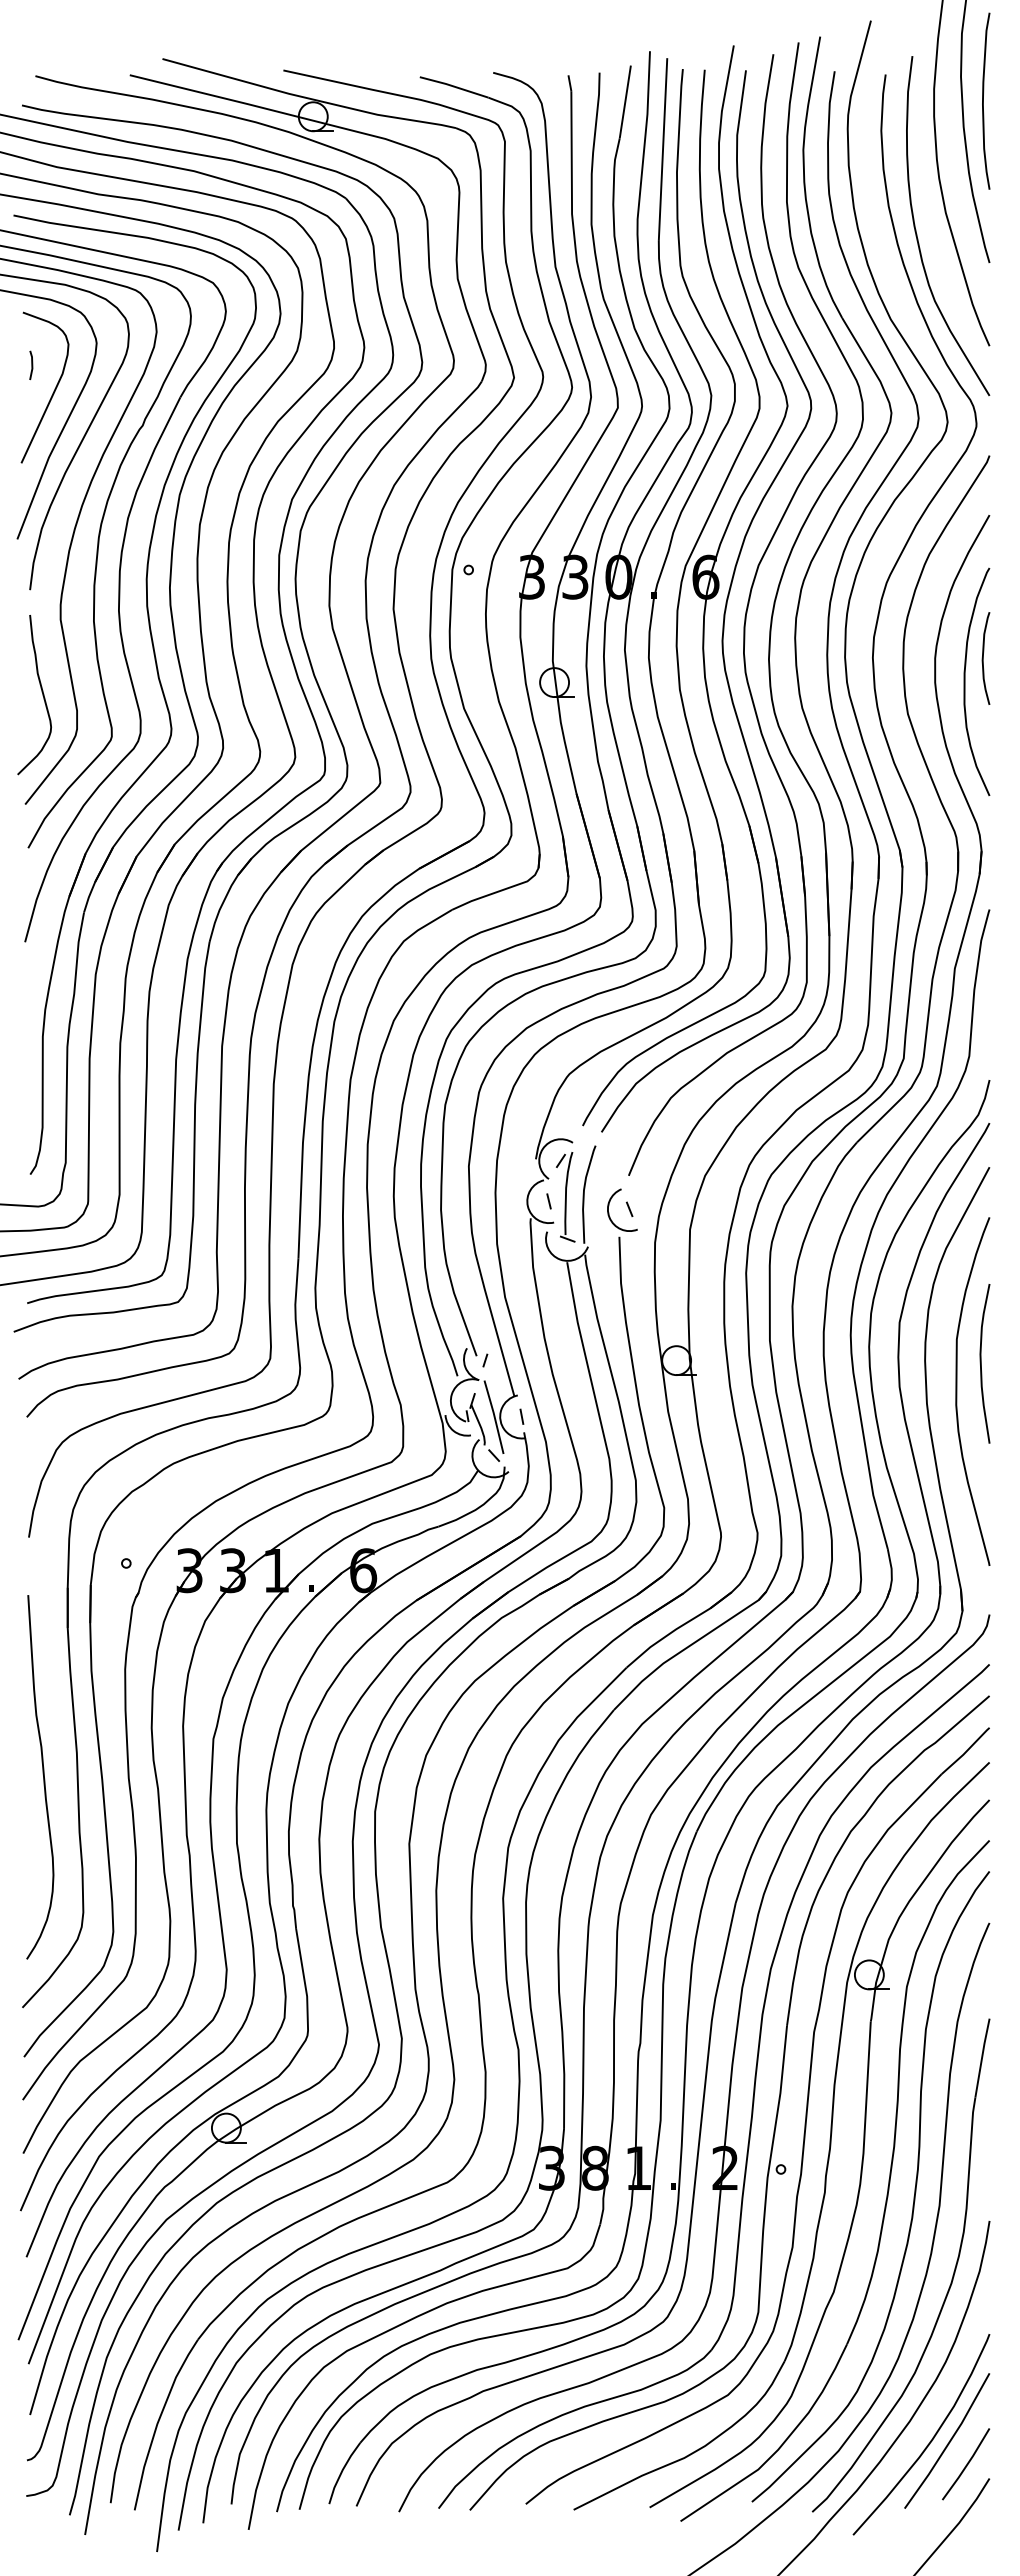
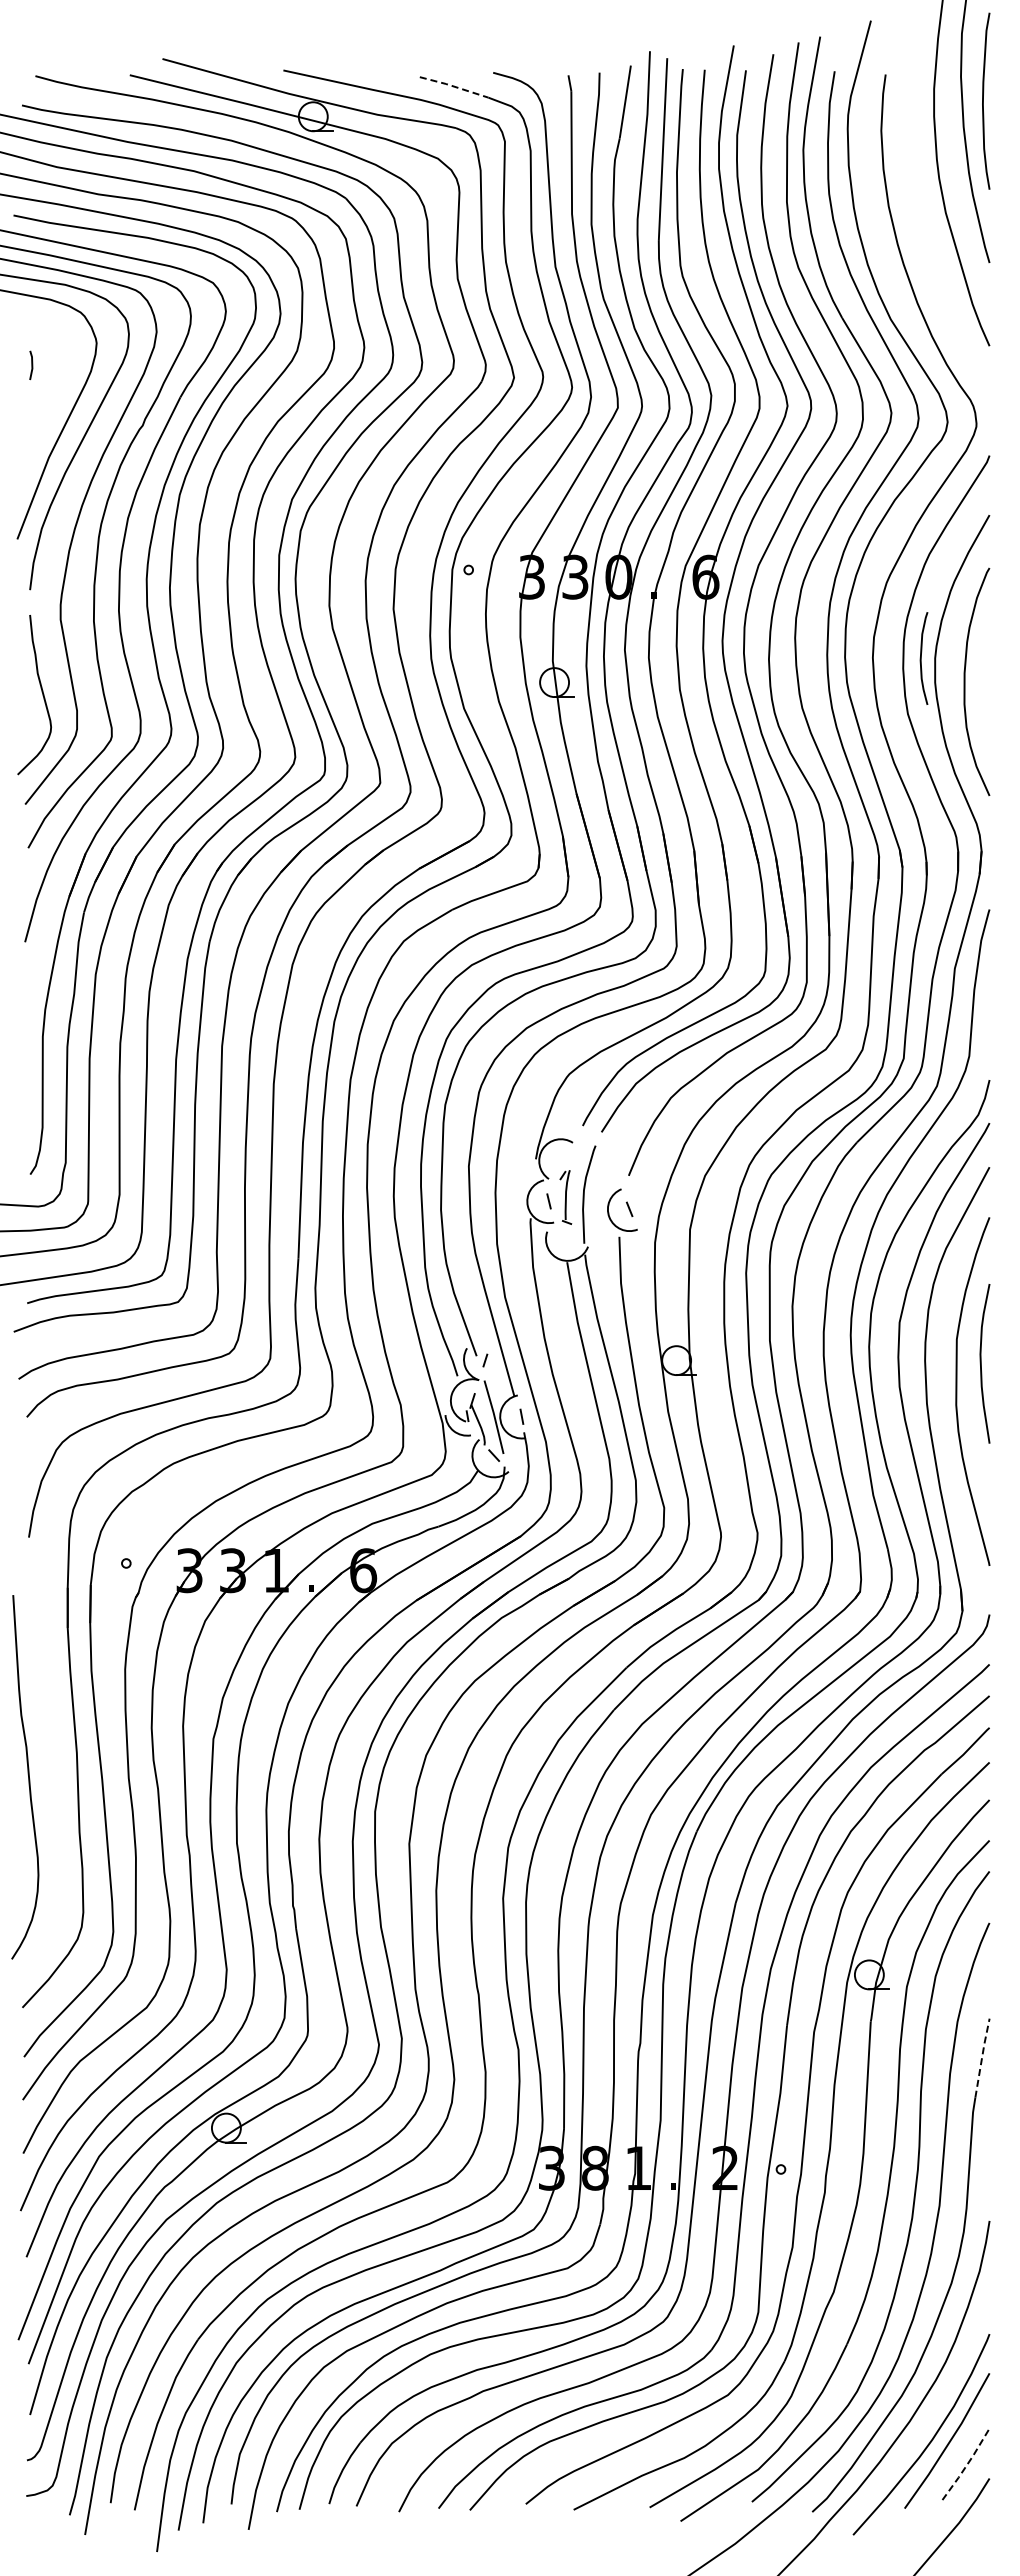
line: solid -> dashed (453, 86)
curve: present -> none (917, 234)
curve: present -> none (53, 390)
curve position: (983, 658) -> (921, 658) (921, 658)
part size: 20x91 px -> 14x55 px (565, 1197)
curve position: (43, 1777) -> (28, 1777) (28, 1777)
line: solid -> dashed (982, 2057)
line: solid -> dashed (967, 2464)
